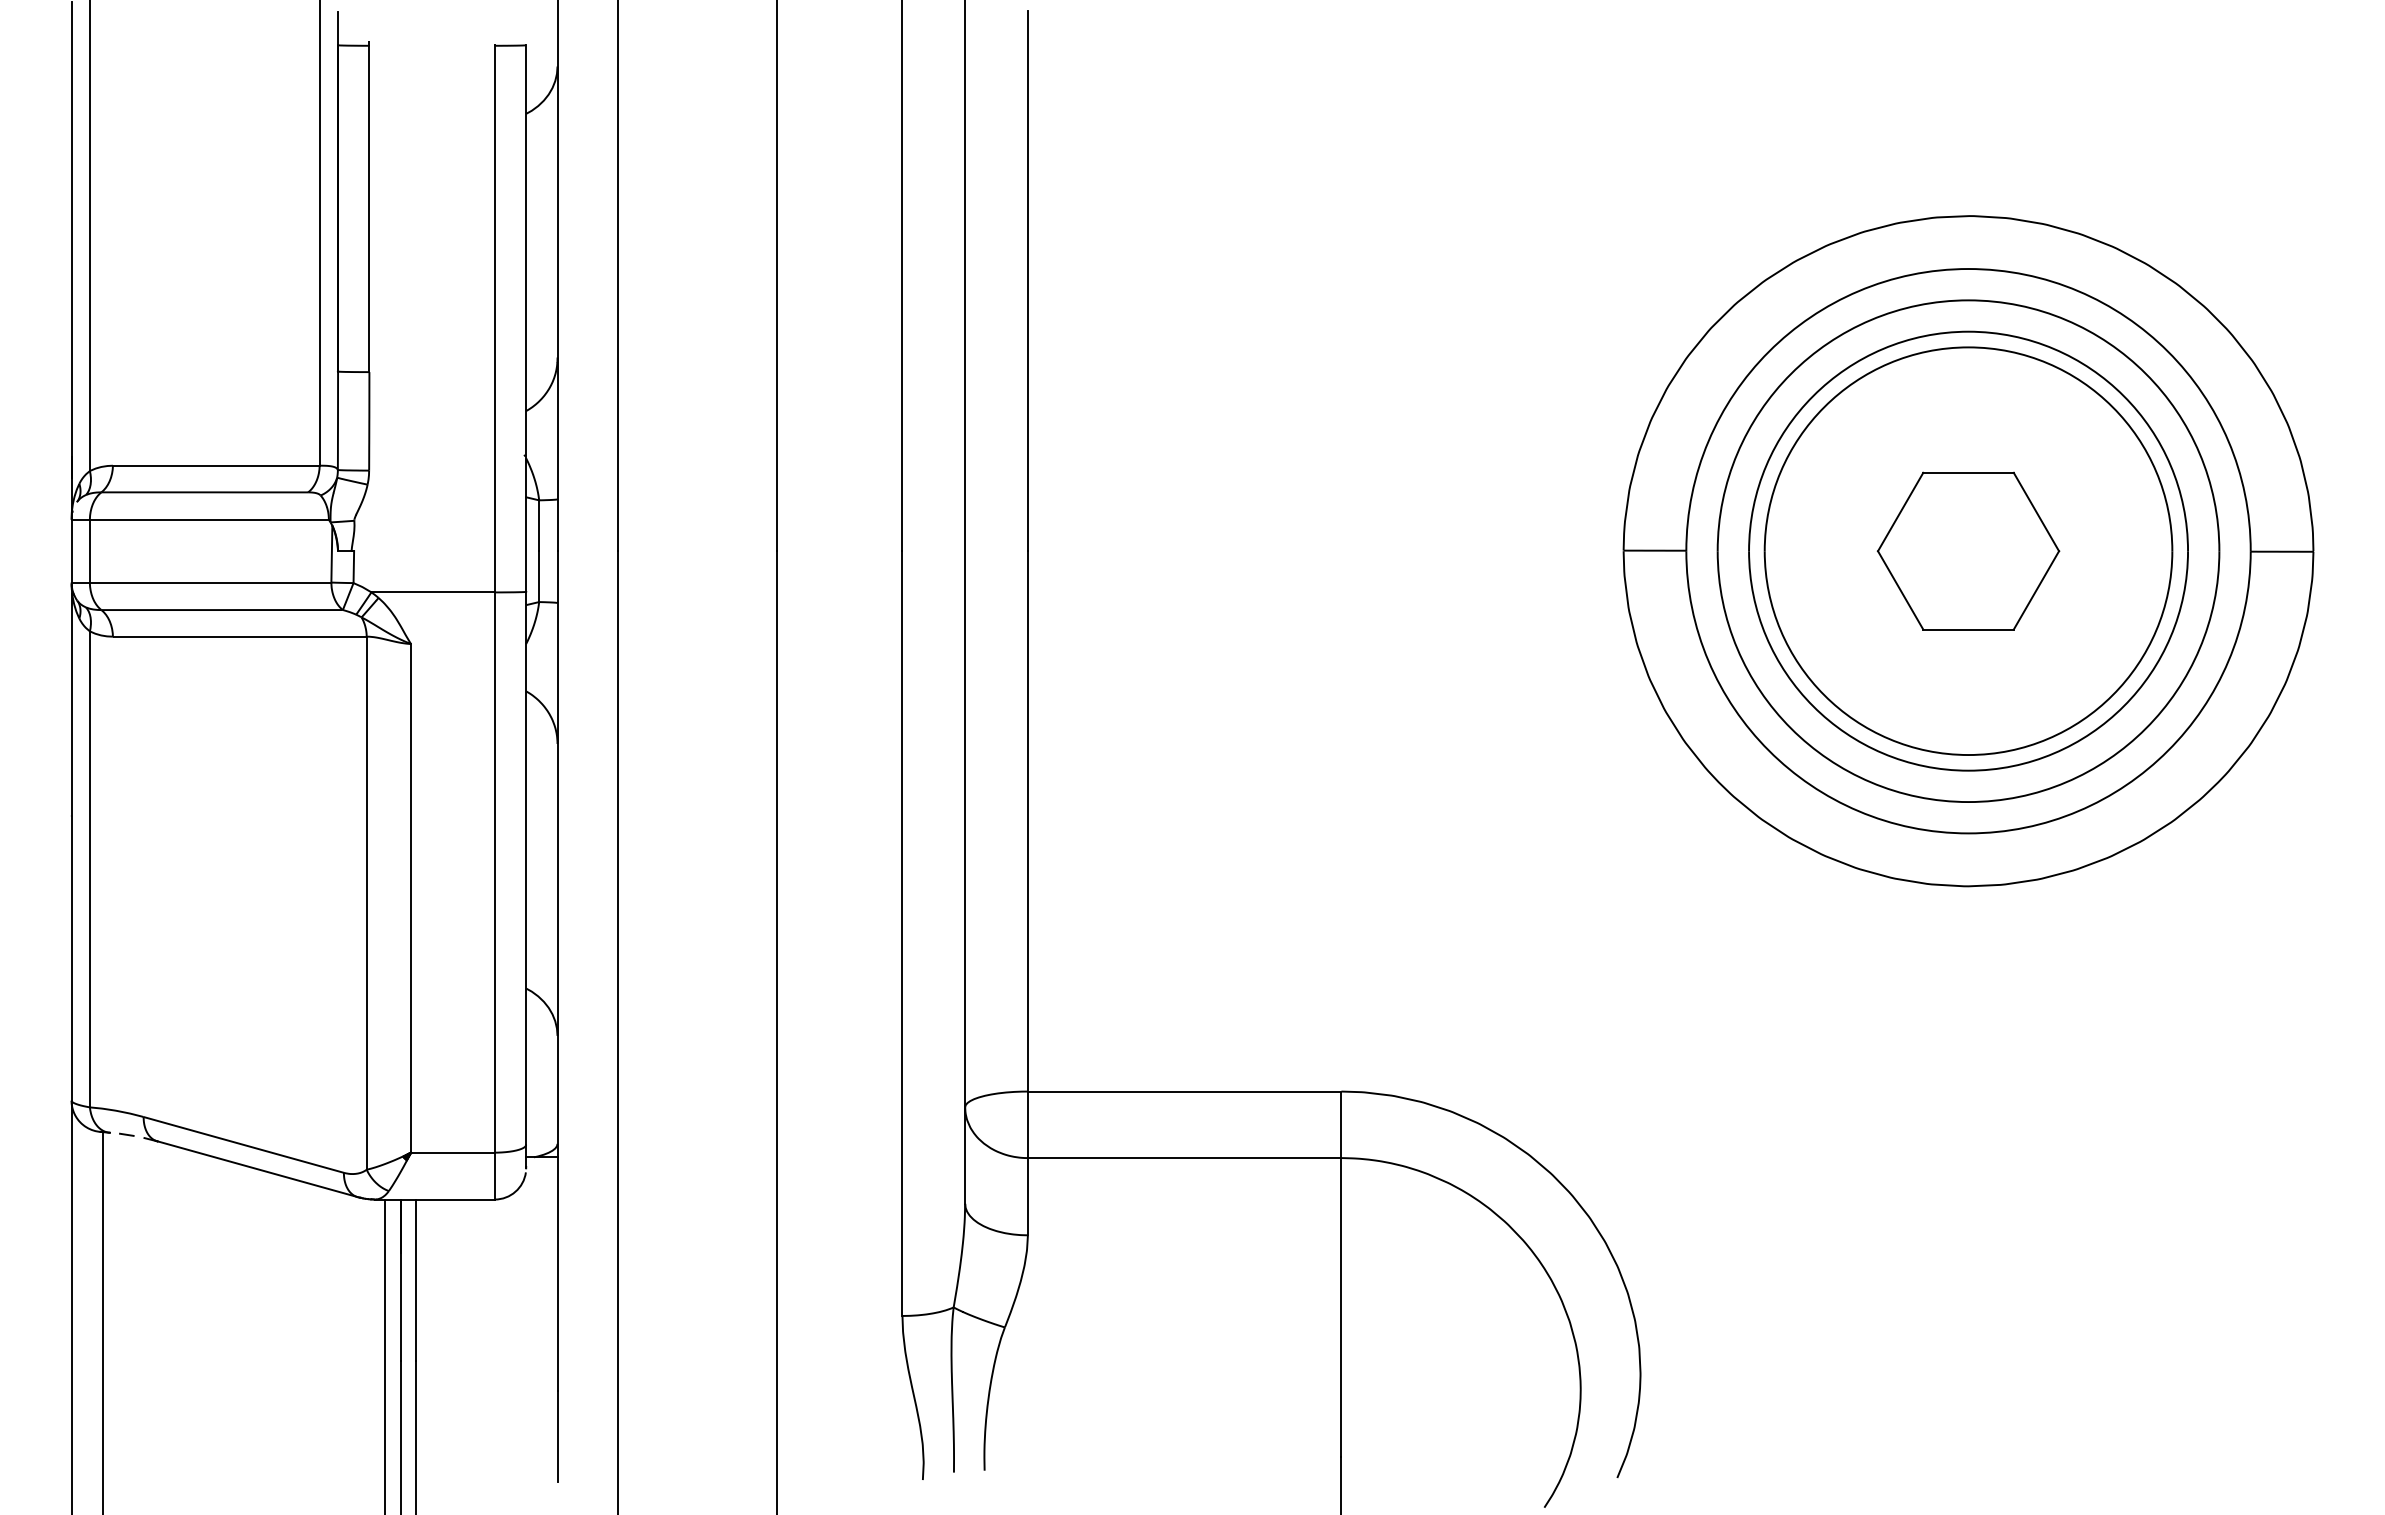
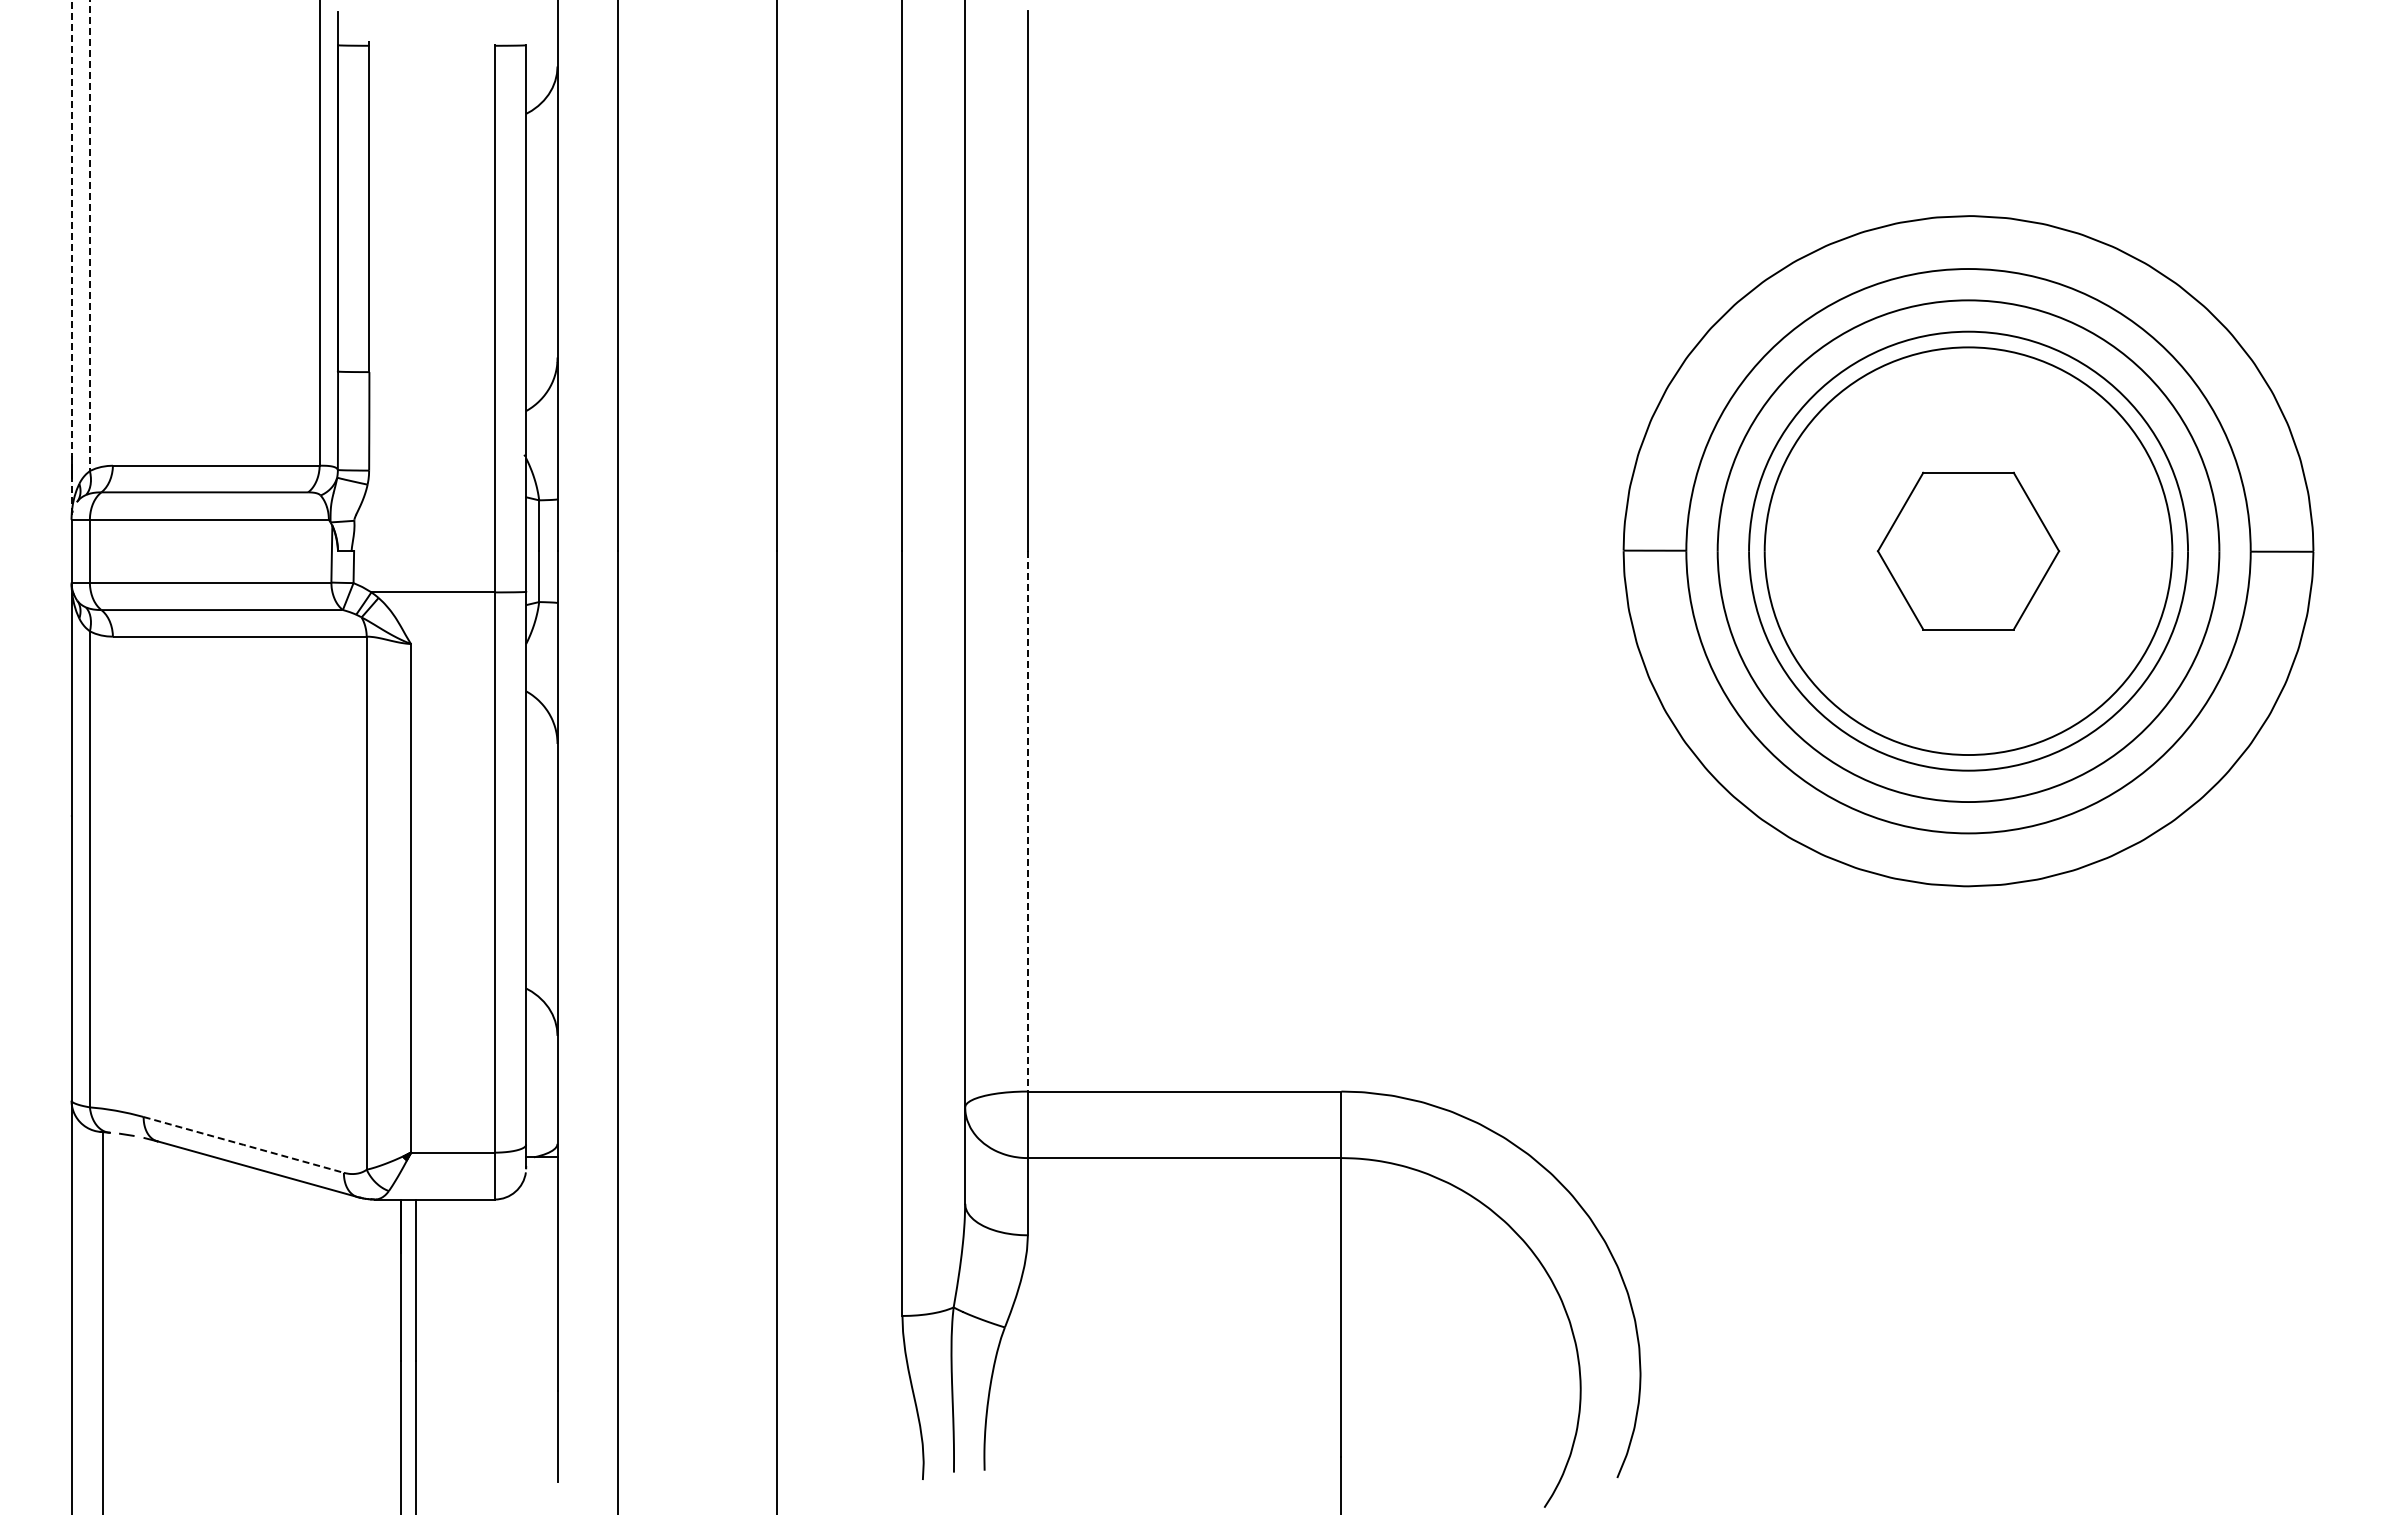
line: solid -> dashed (89, 235)
line: solid -> dashed (71, 261)
line: solid -> dashed (1027, 821)
line: solid -> dashed (243, 1144)
line: present -> none (385, 1355)
